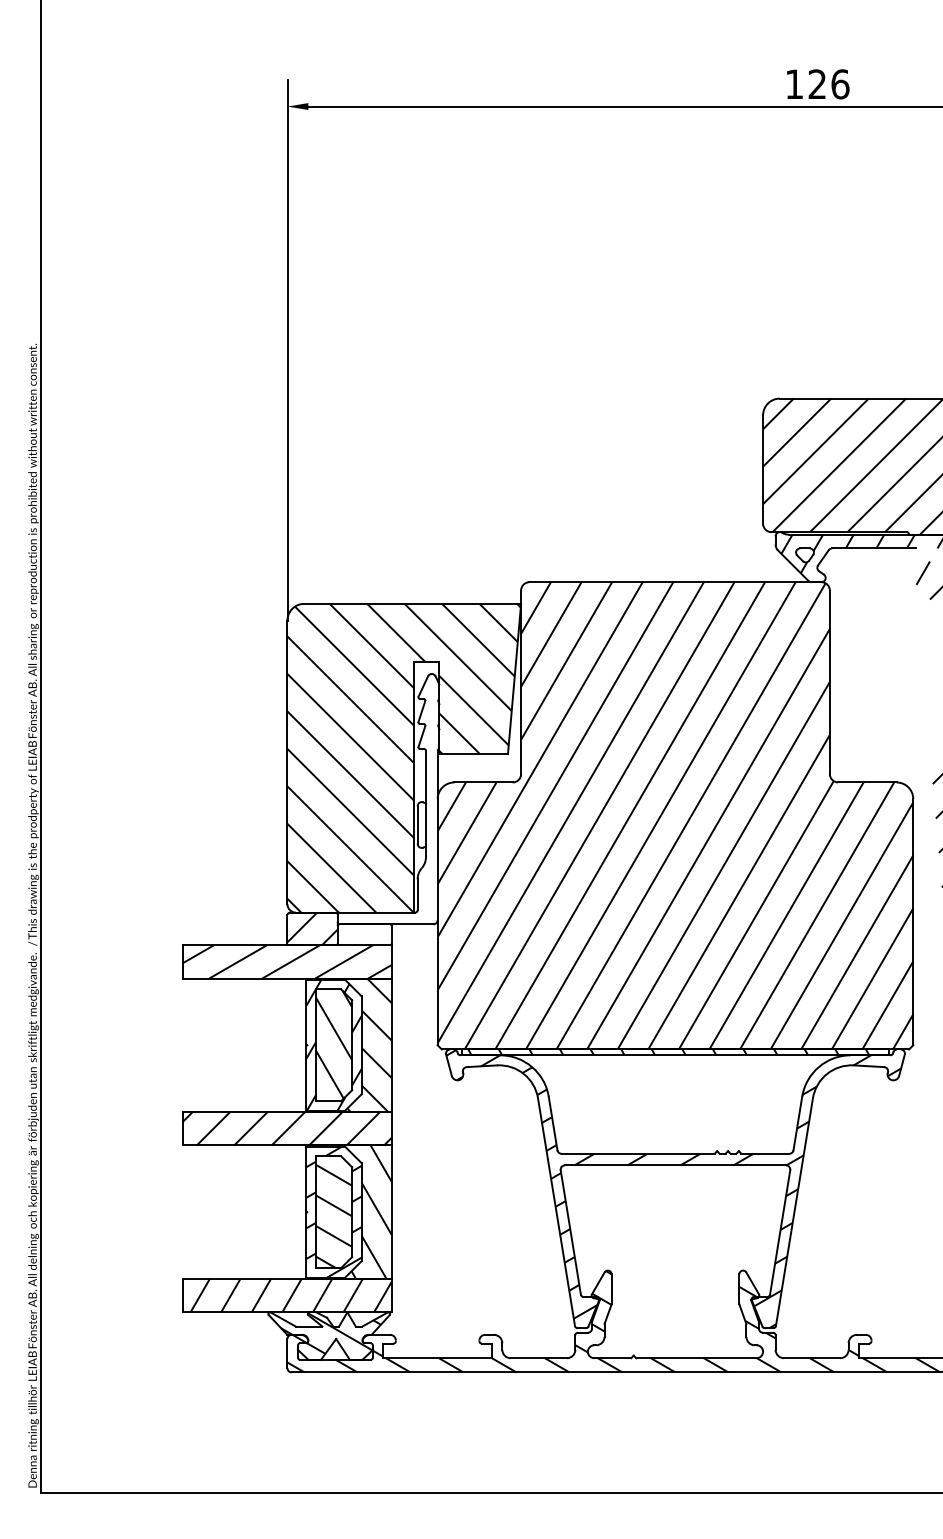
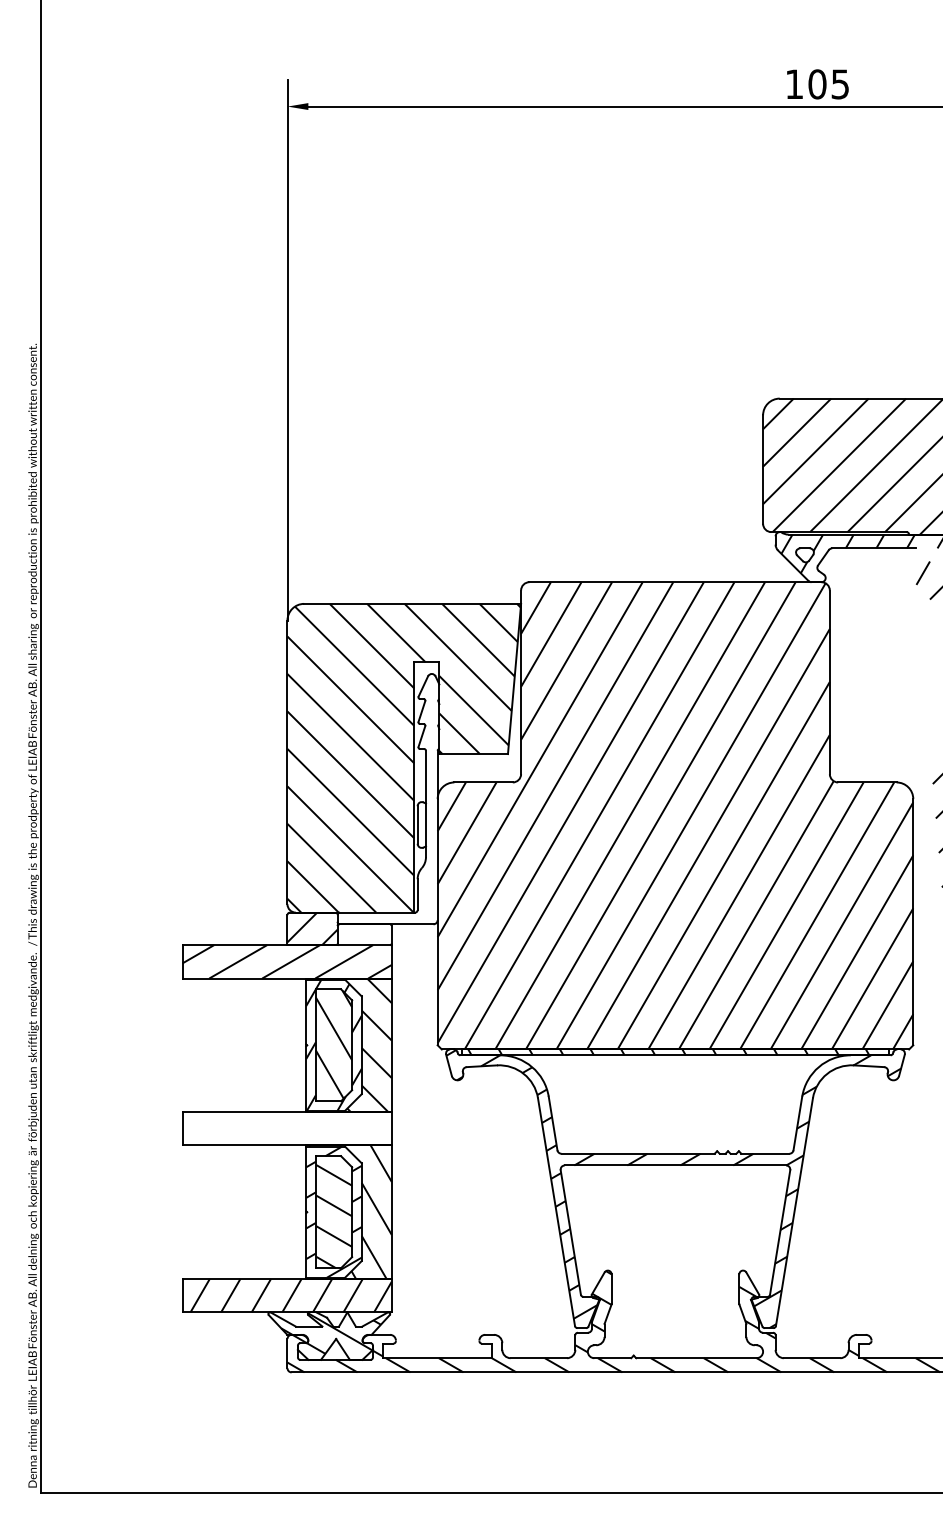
text: 126 -> 105 (828, 84)
hatch: present -> none (286, 1128)
